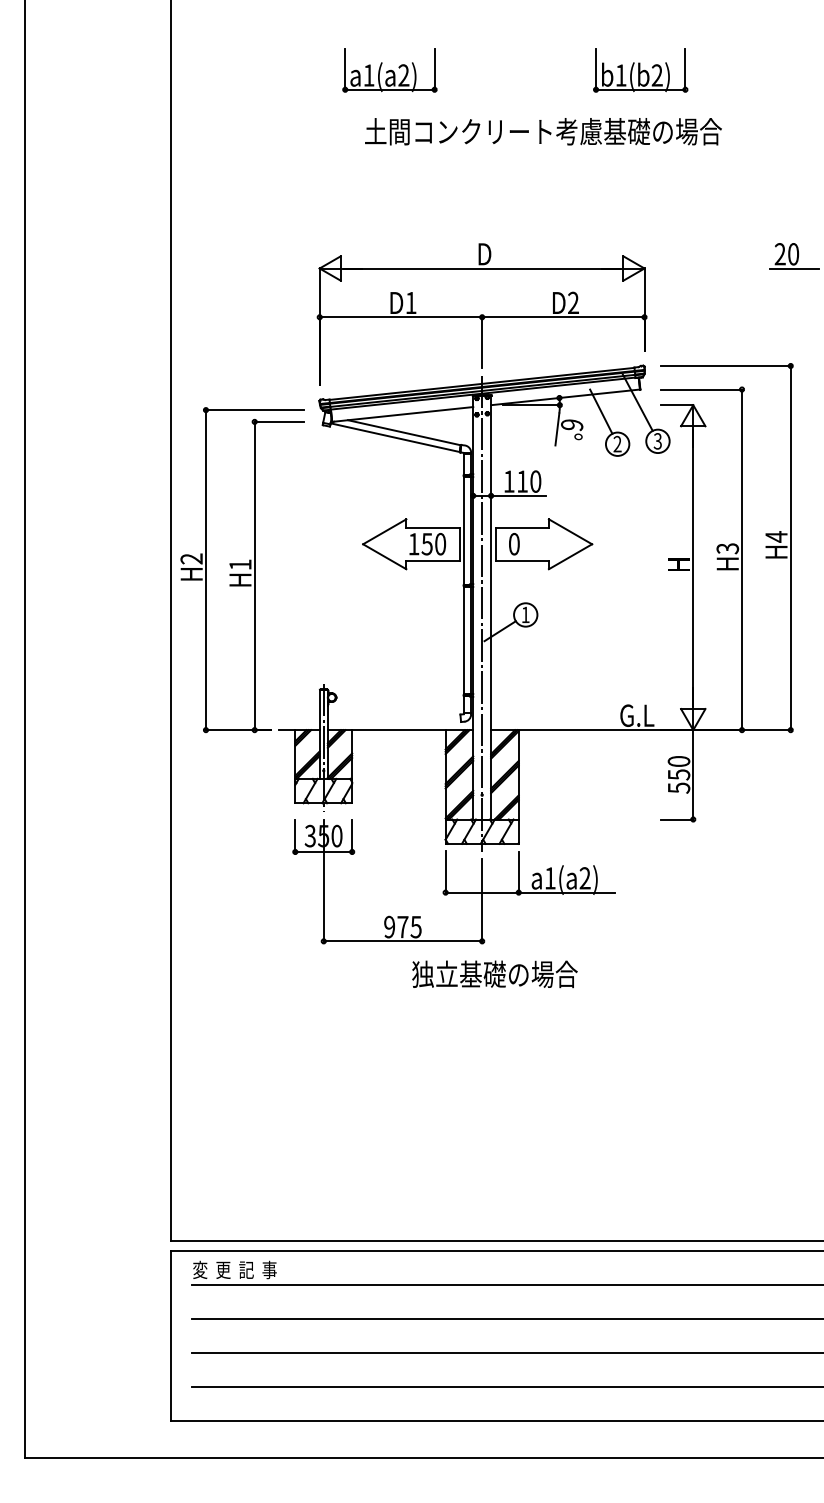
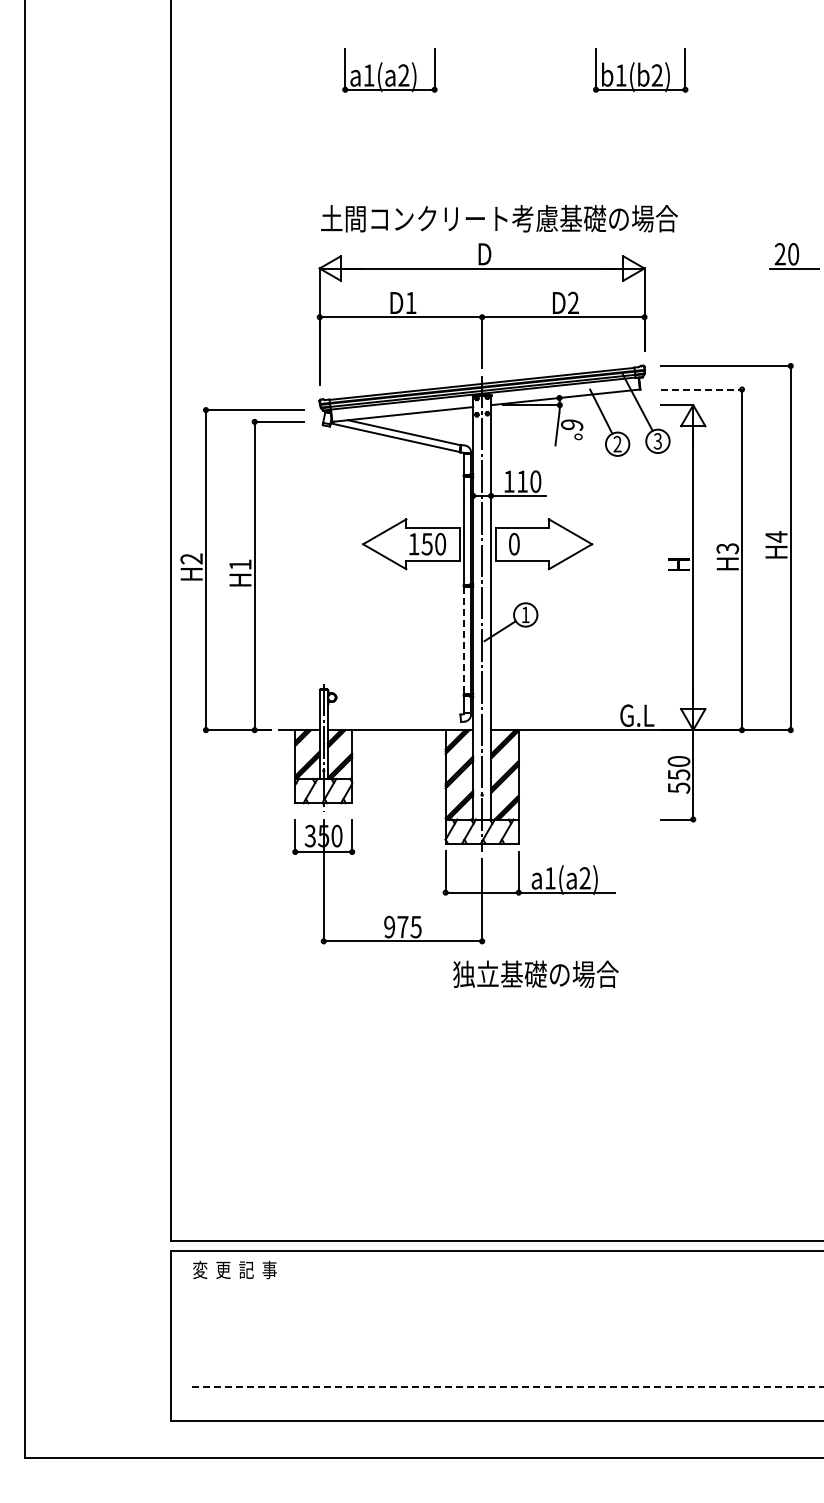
text position: (543, 131) -> (499, 218) (499, 218)
line: solid -> dashed (701, 389)
line: solid -> dashed (463, 640)
text position: (494, 974) -> (535, 974) (535, 974)
line: present -> none (505, 1284)
line: present -> none (505, 1318)
line: present -> none (505, 1353)
line: solid -> dashed (507, 1387)
